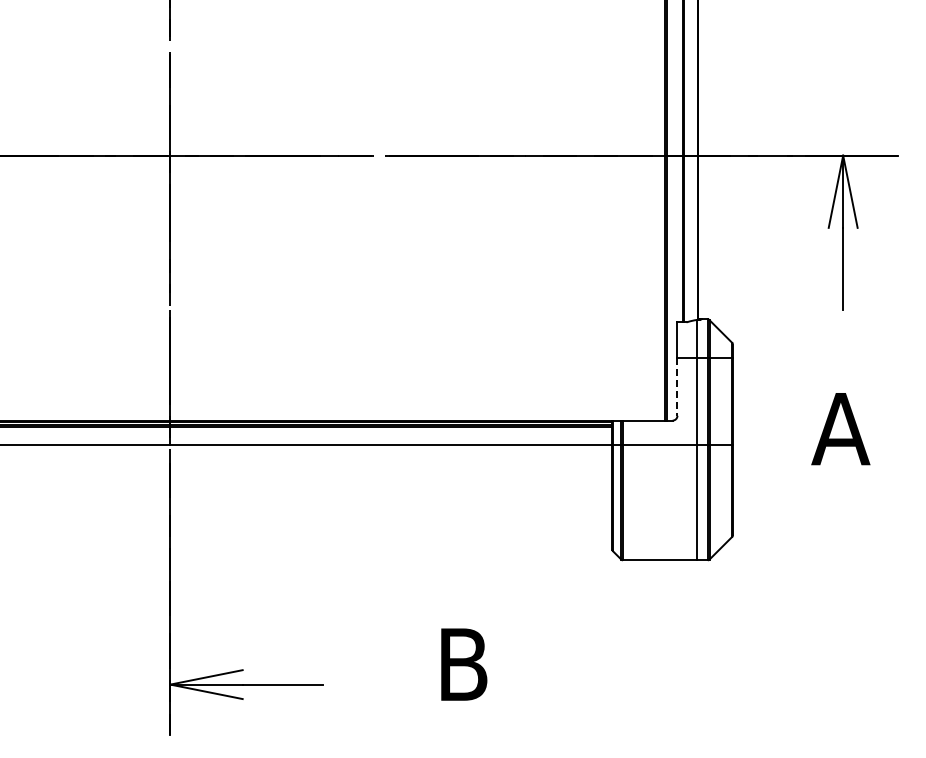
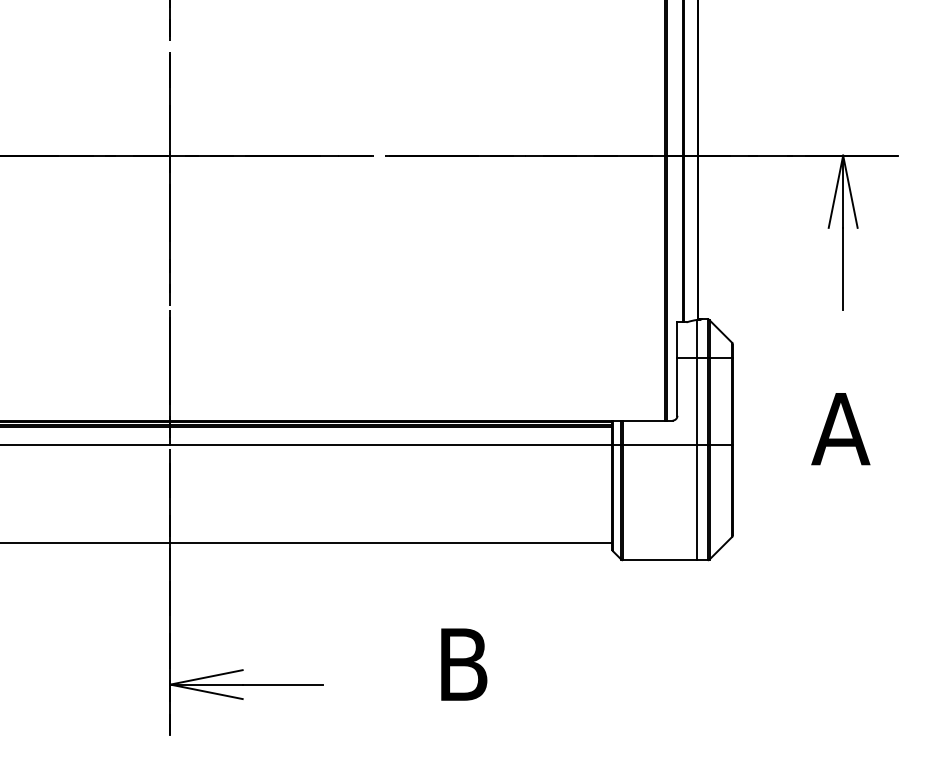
line: dashed -> solid (677, 386)
line: none -> present (307, 543)
